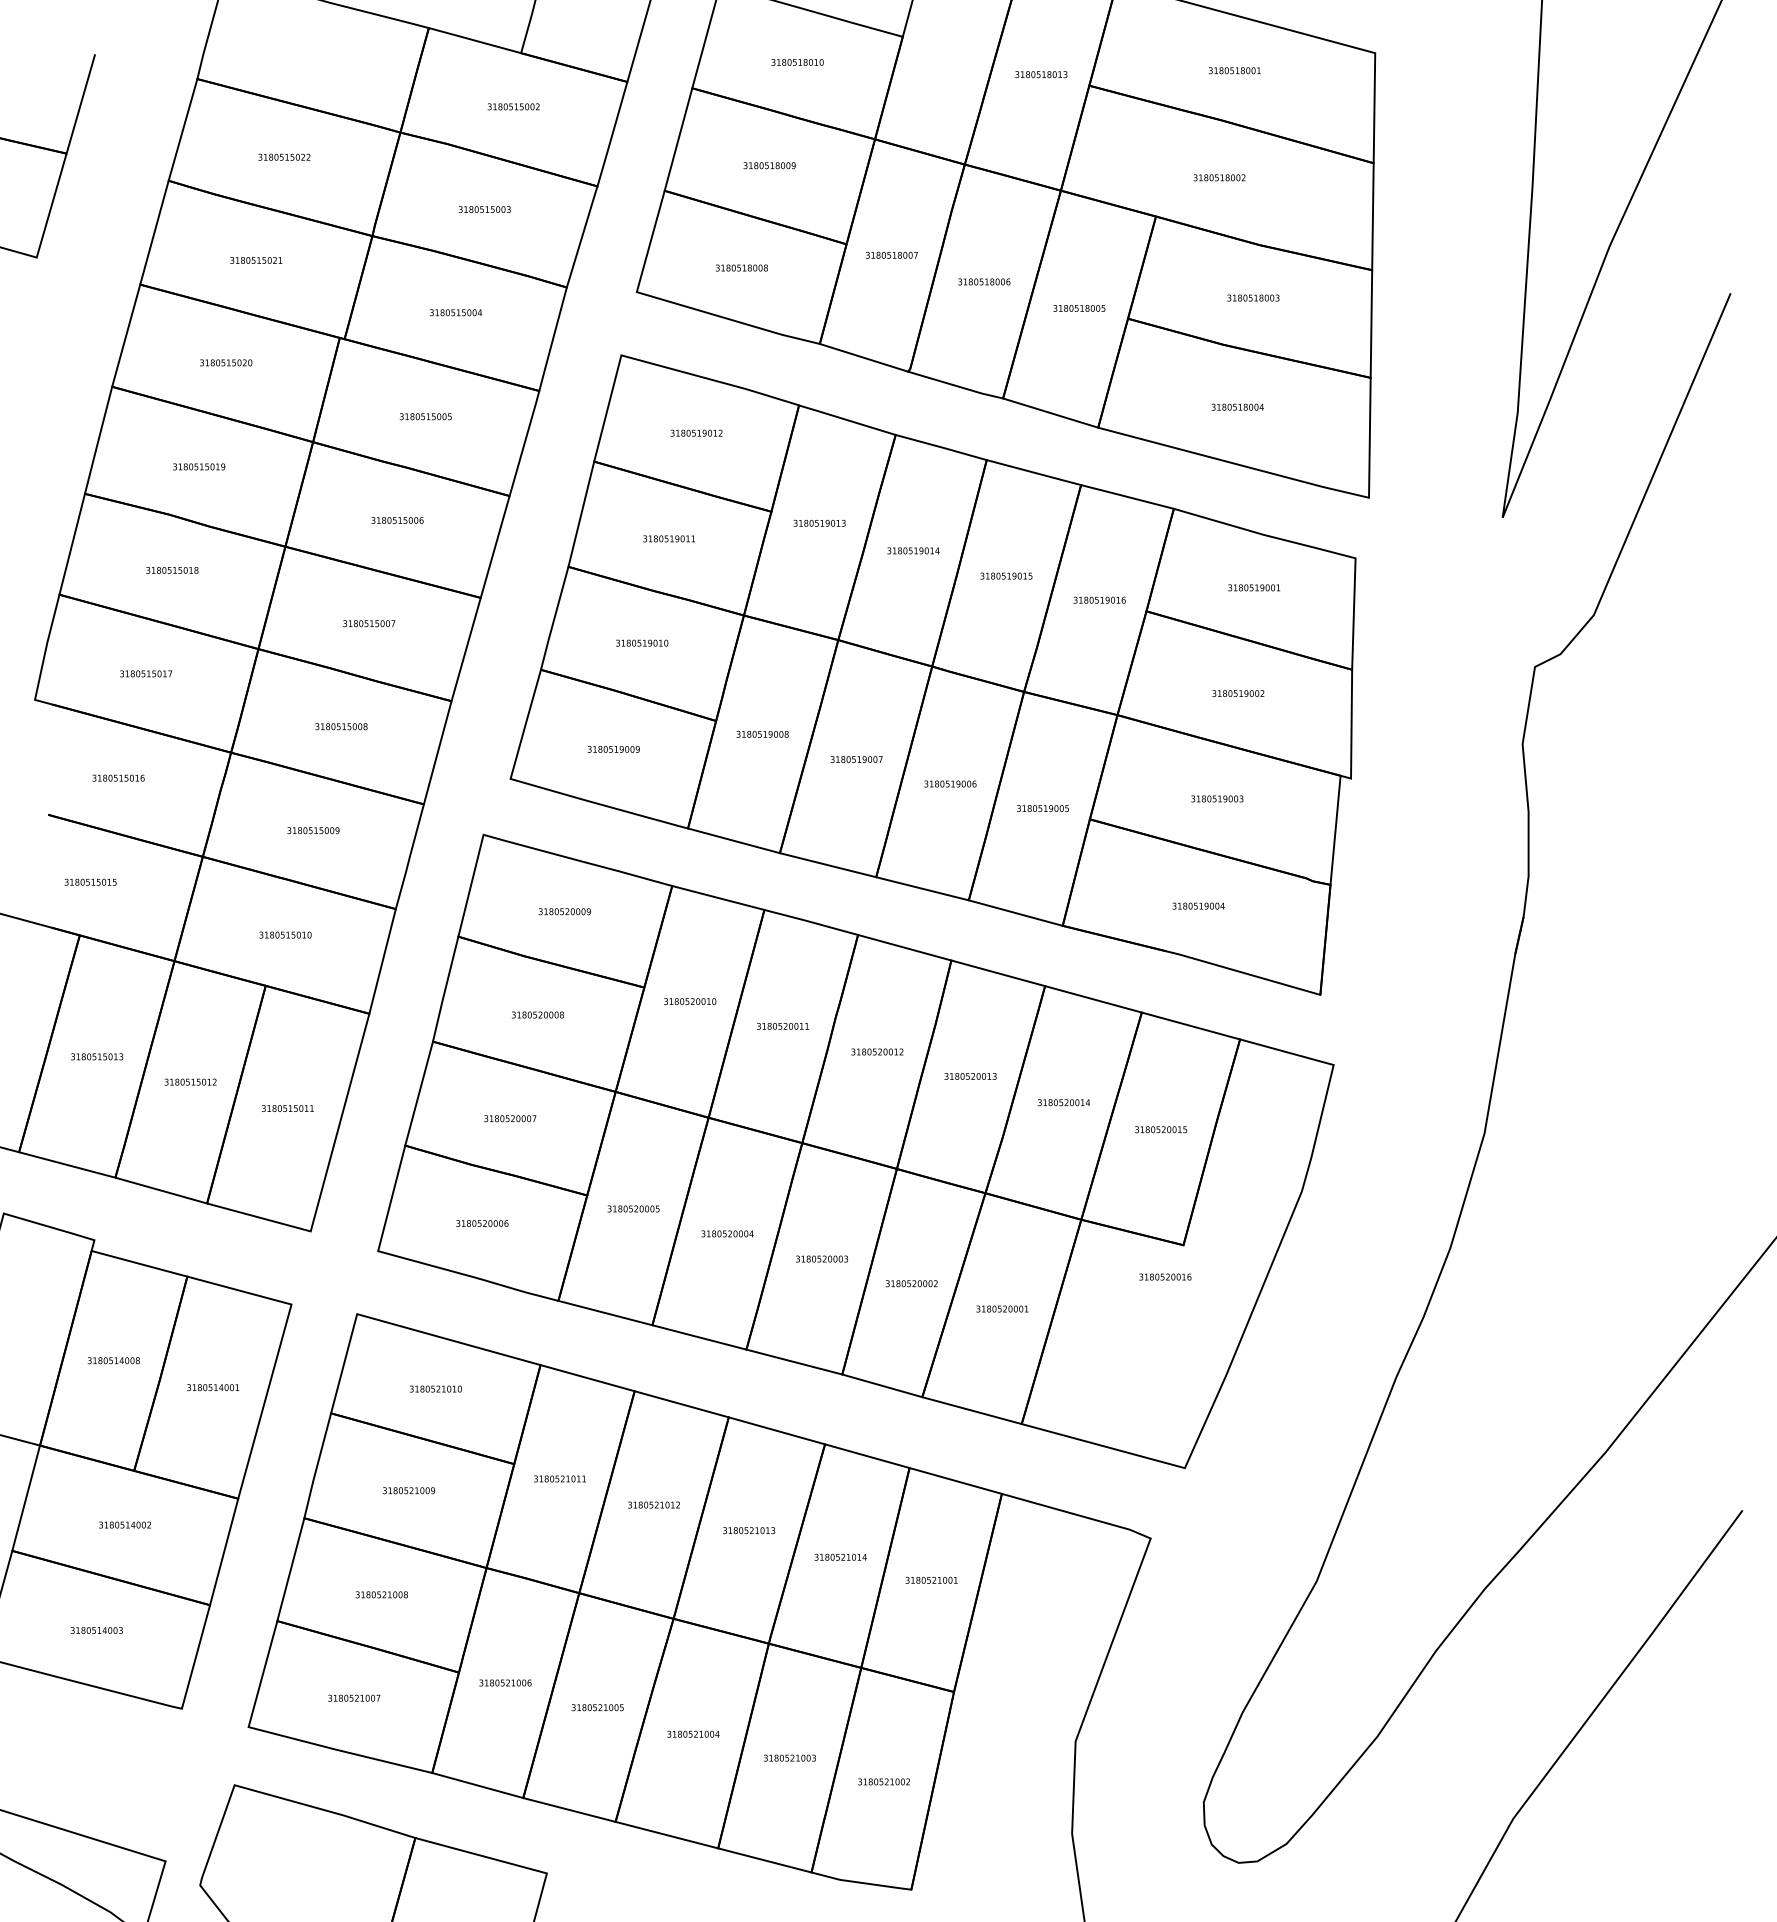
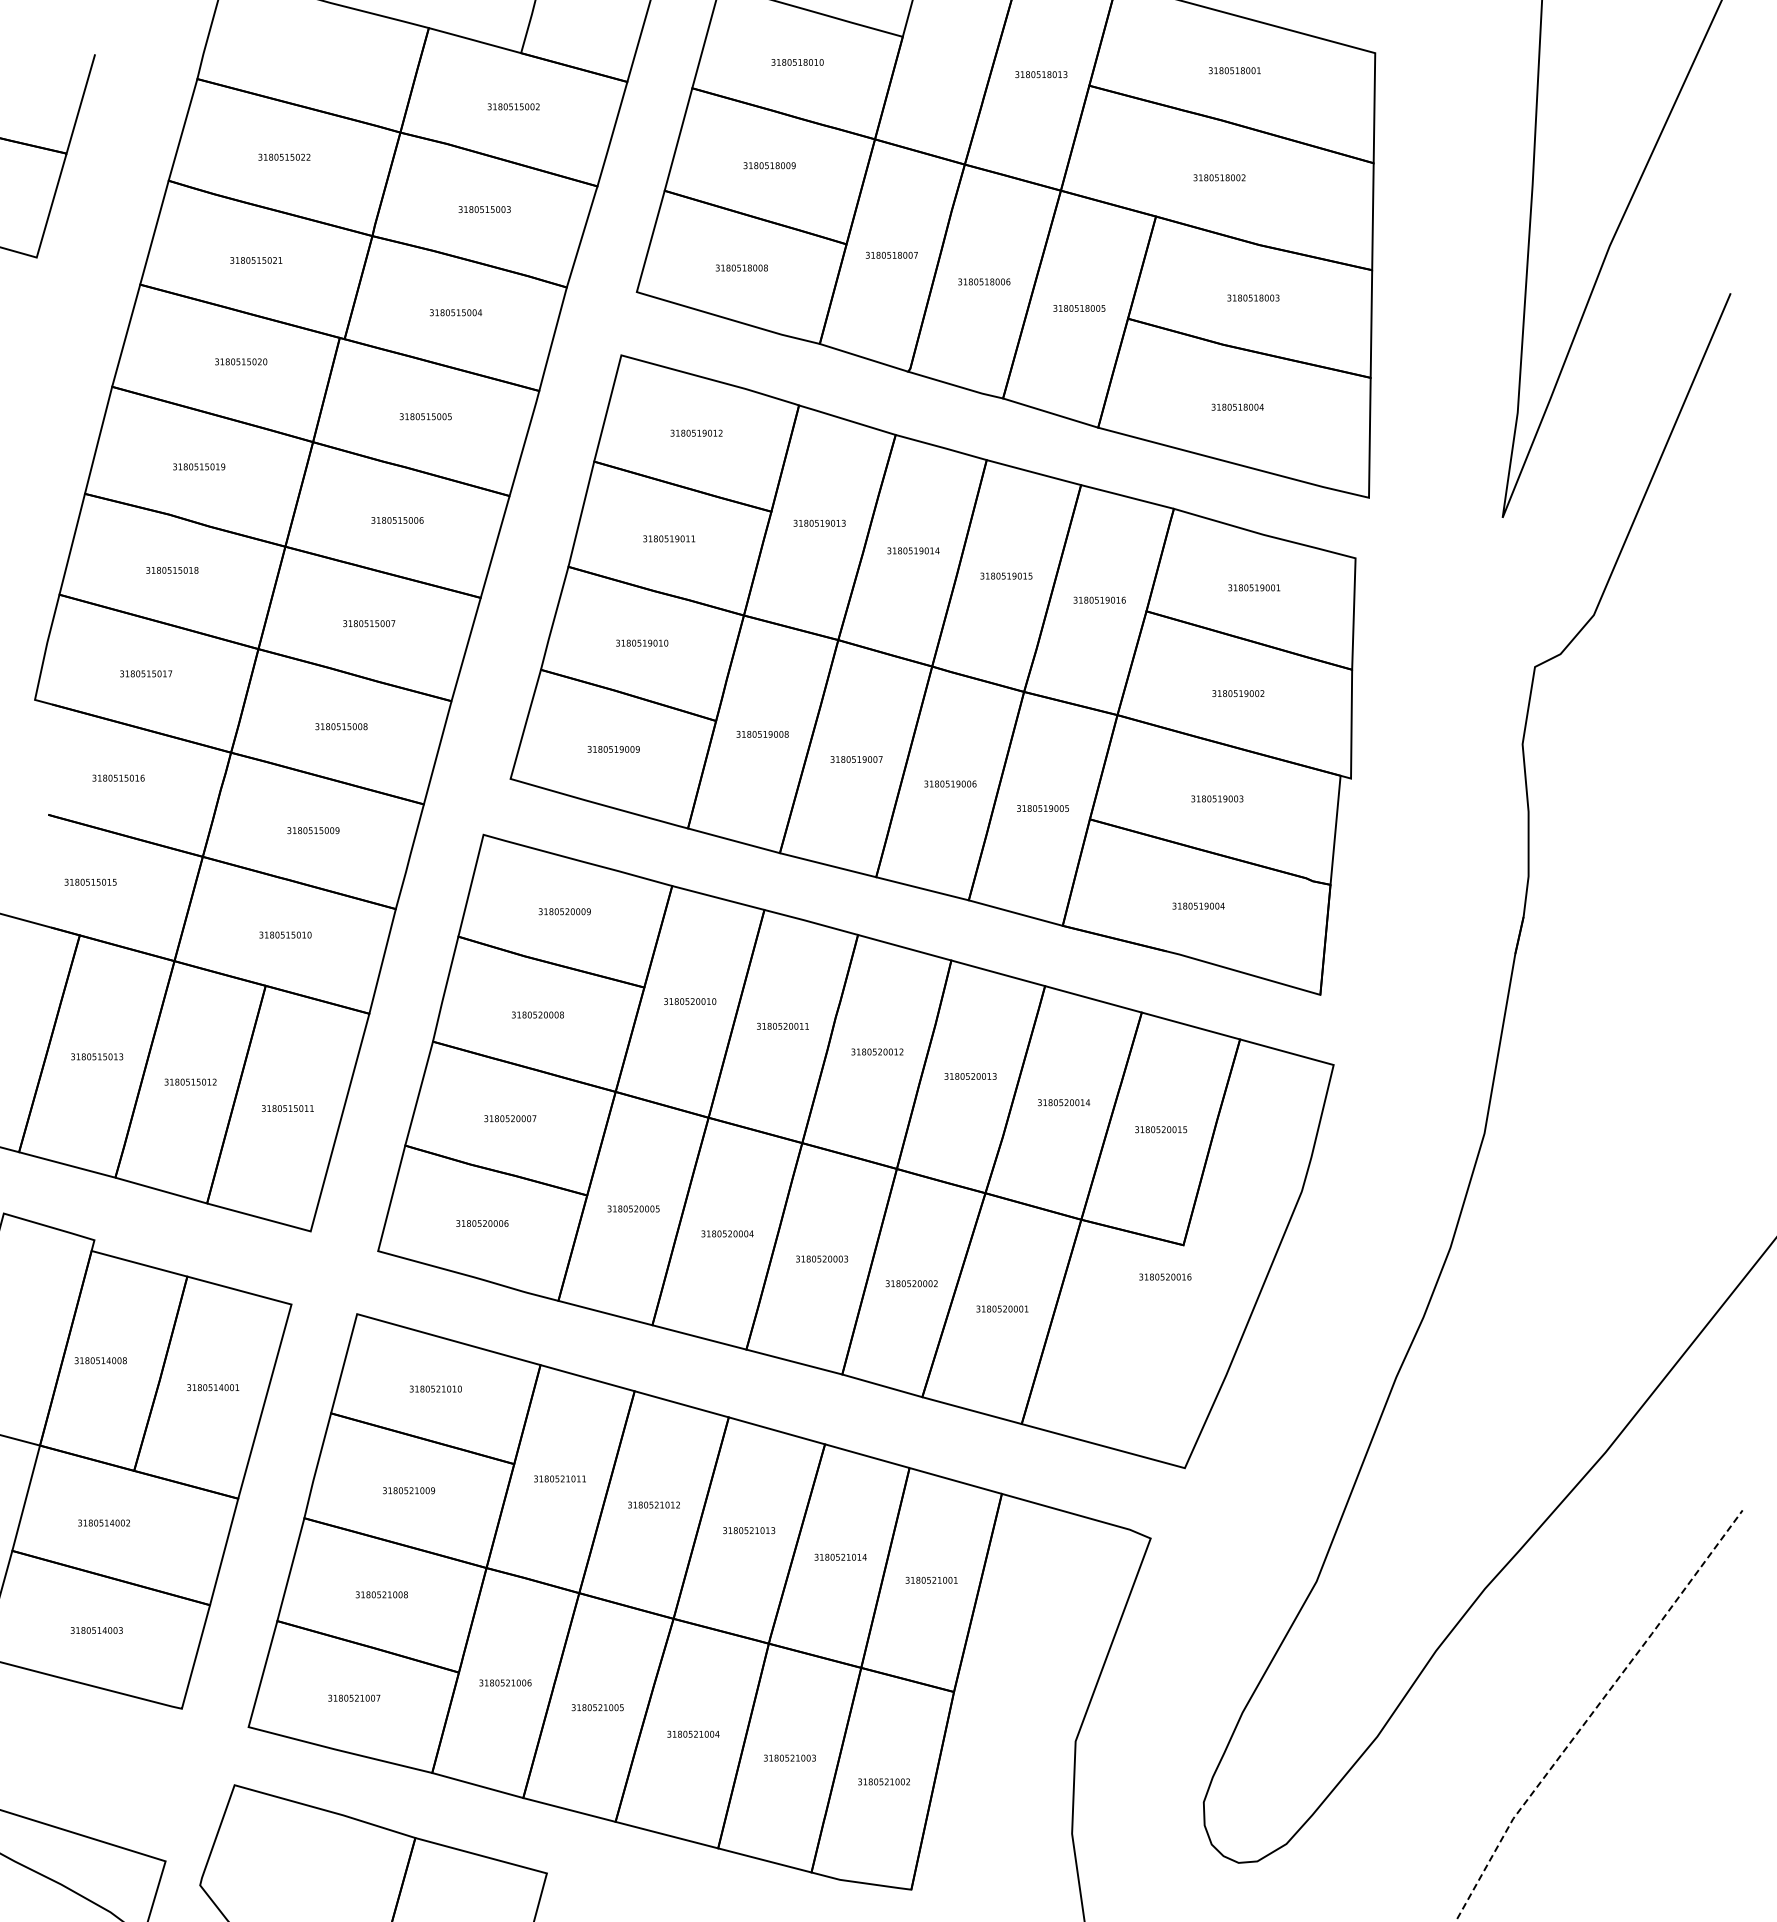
text position: (226, 362) -> (241, 361) (241, 361)
text position: (113, 1360) -> (100, 1360) (100, 1360)
text position: (124, 1524) -> (103, 1522) (103, 1522)
line: solid -> dashed (1593, 1711)
